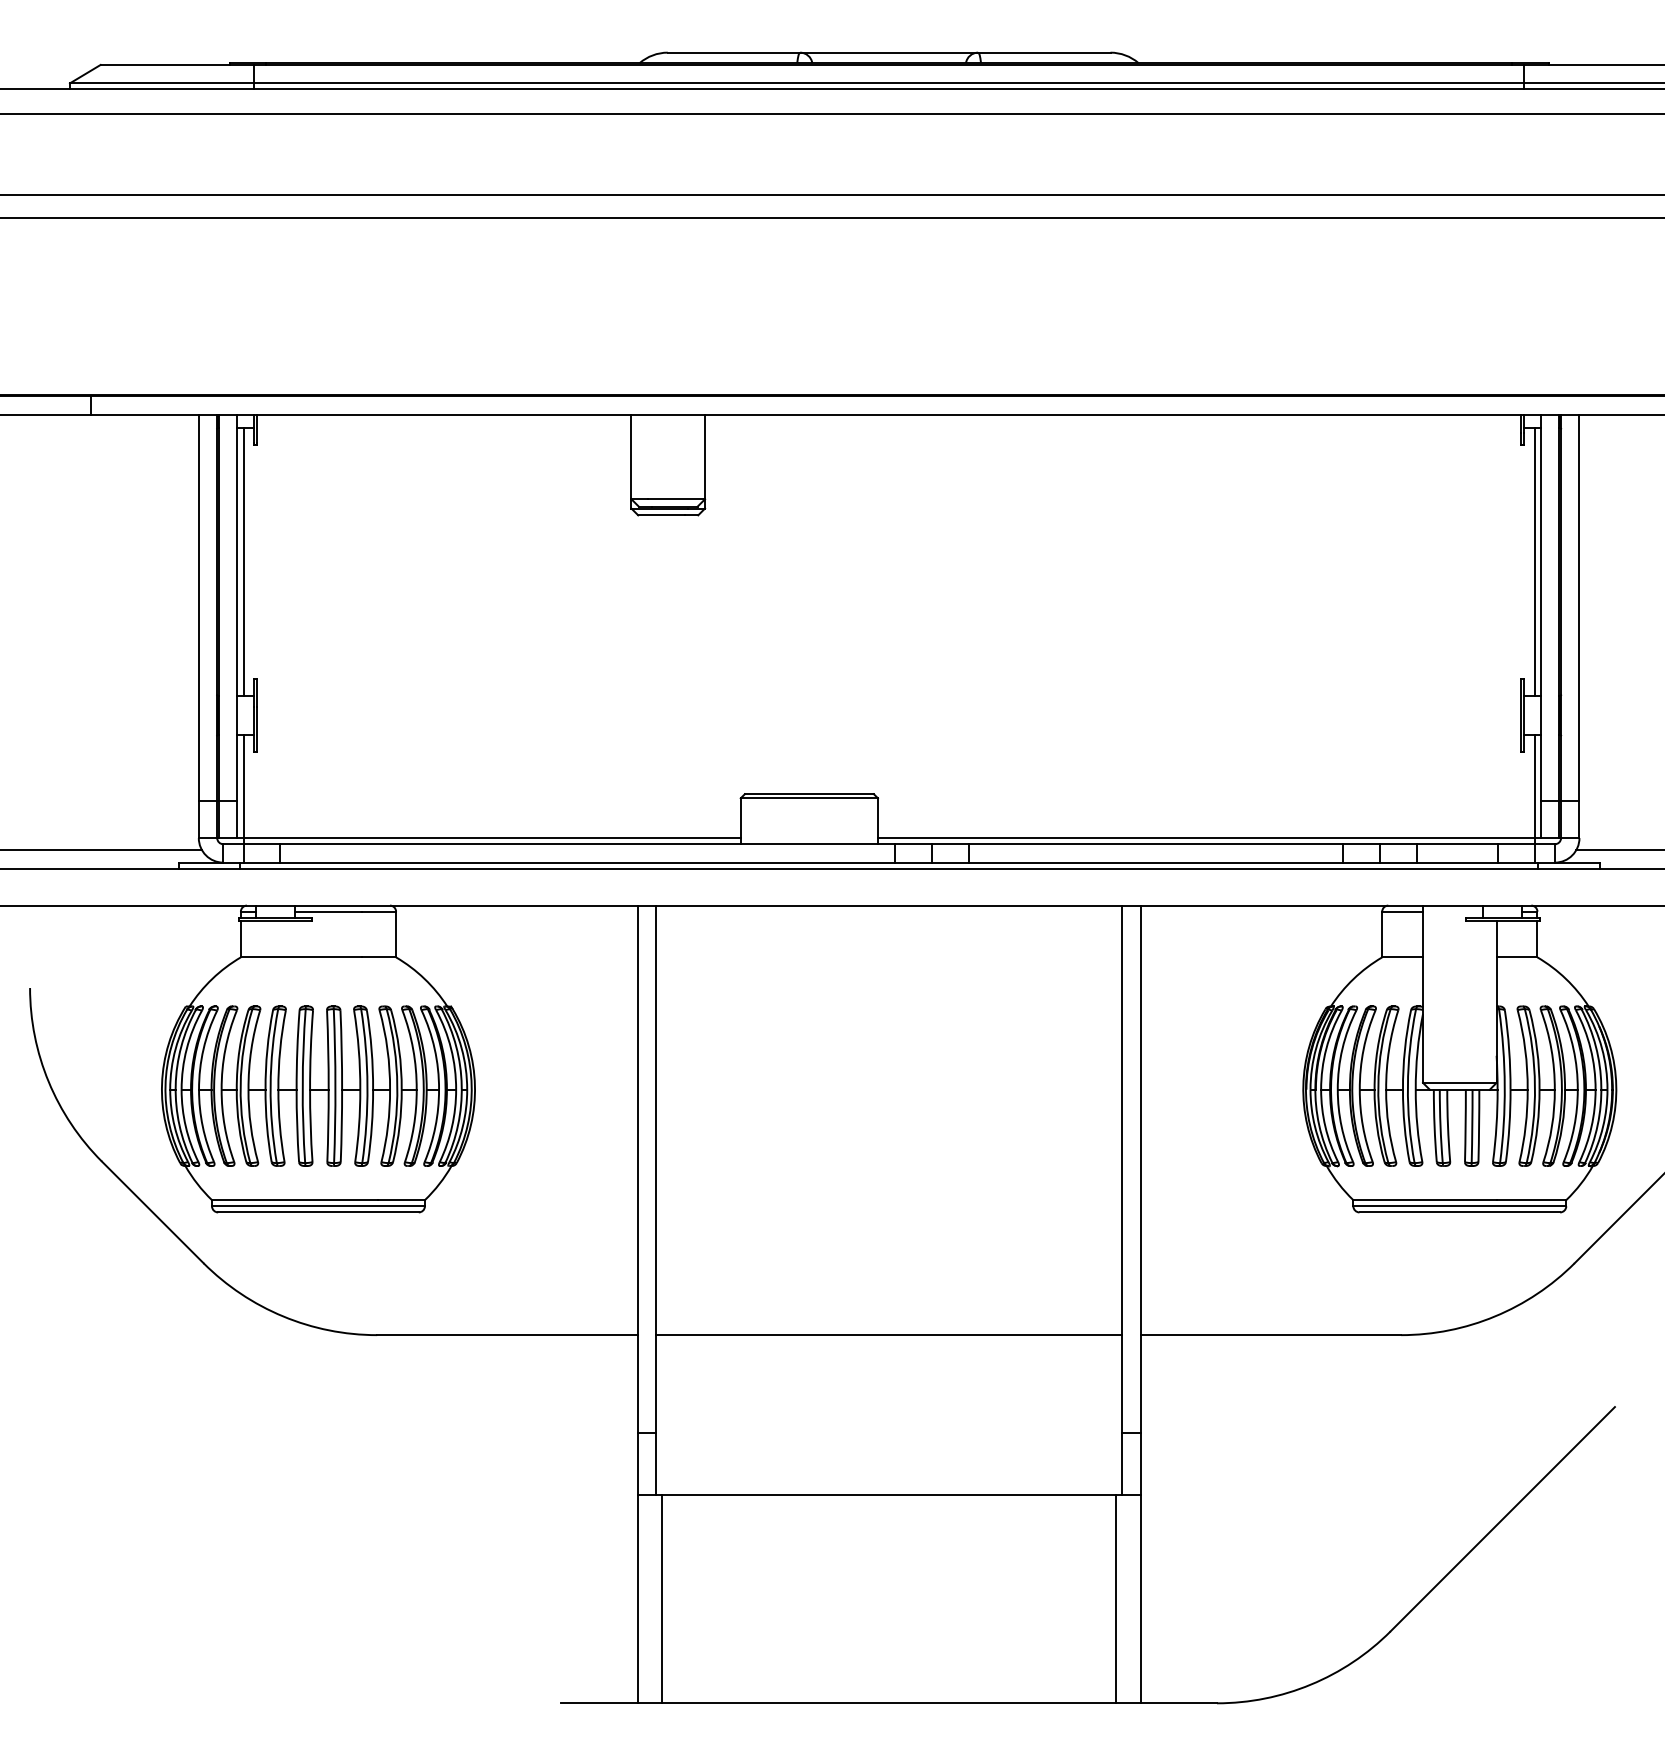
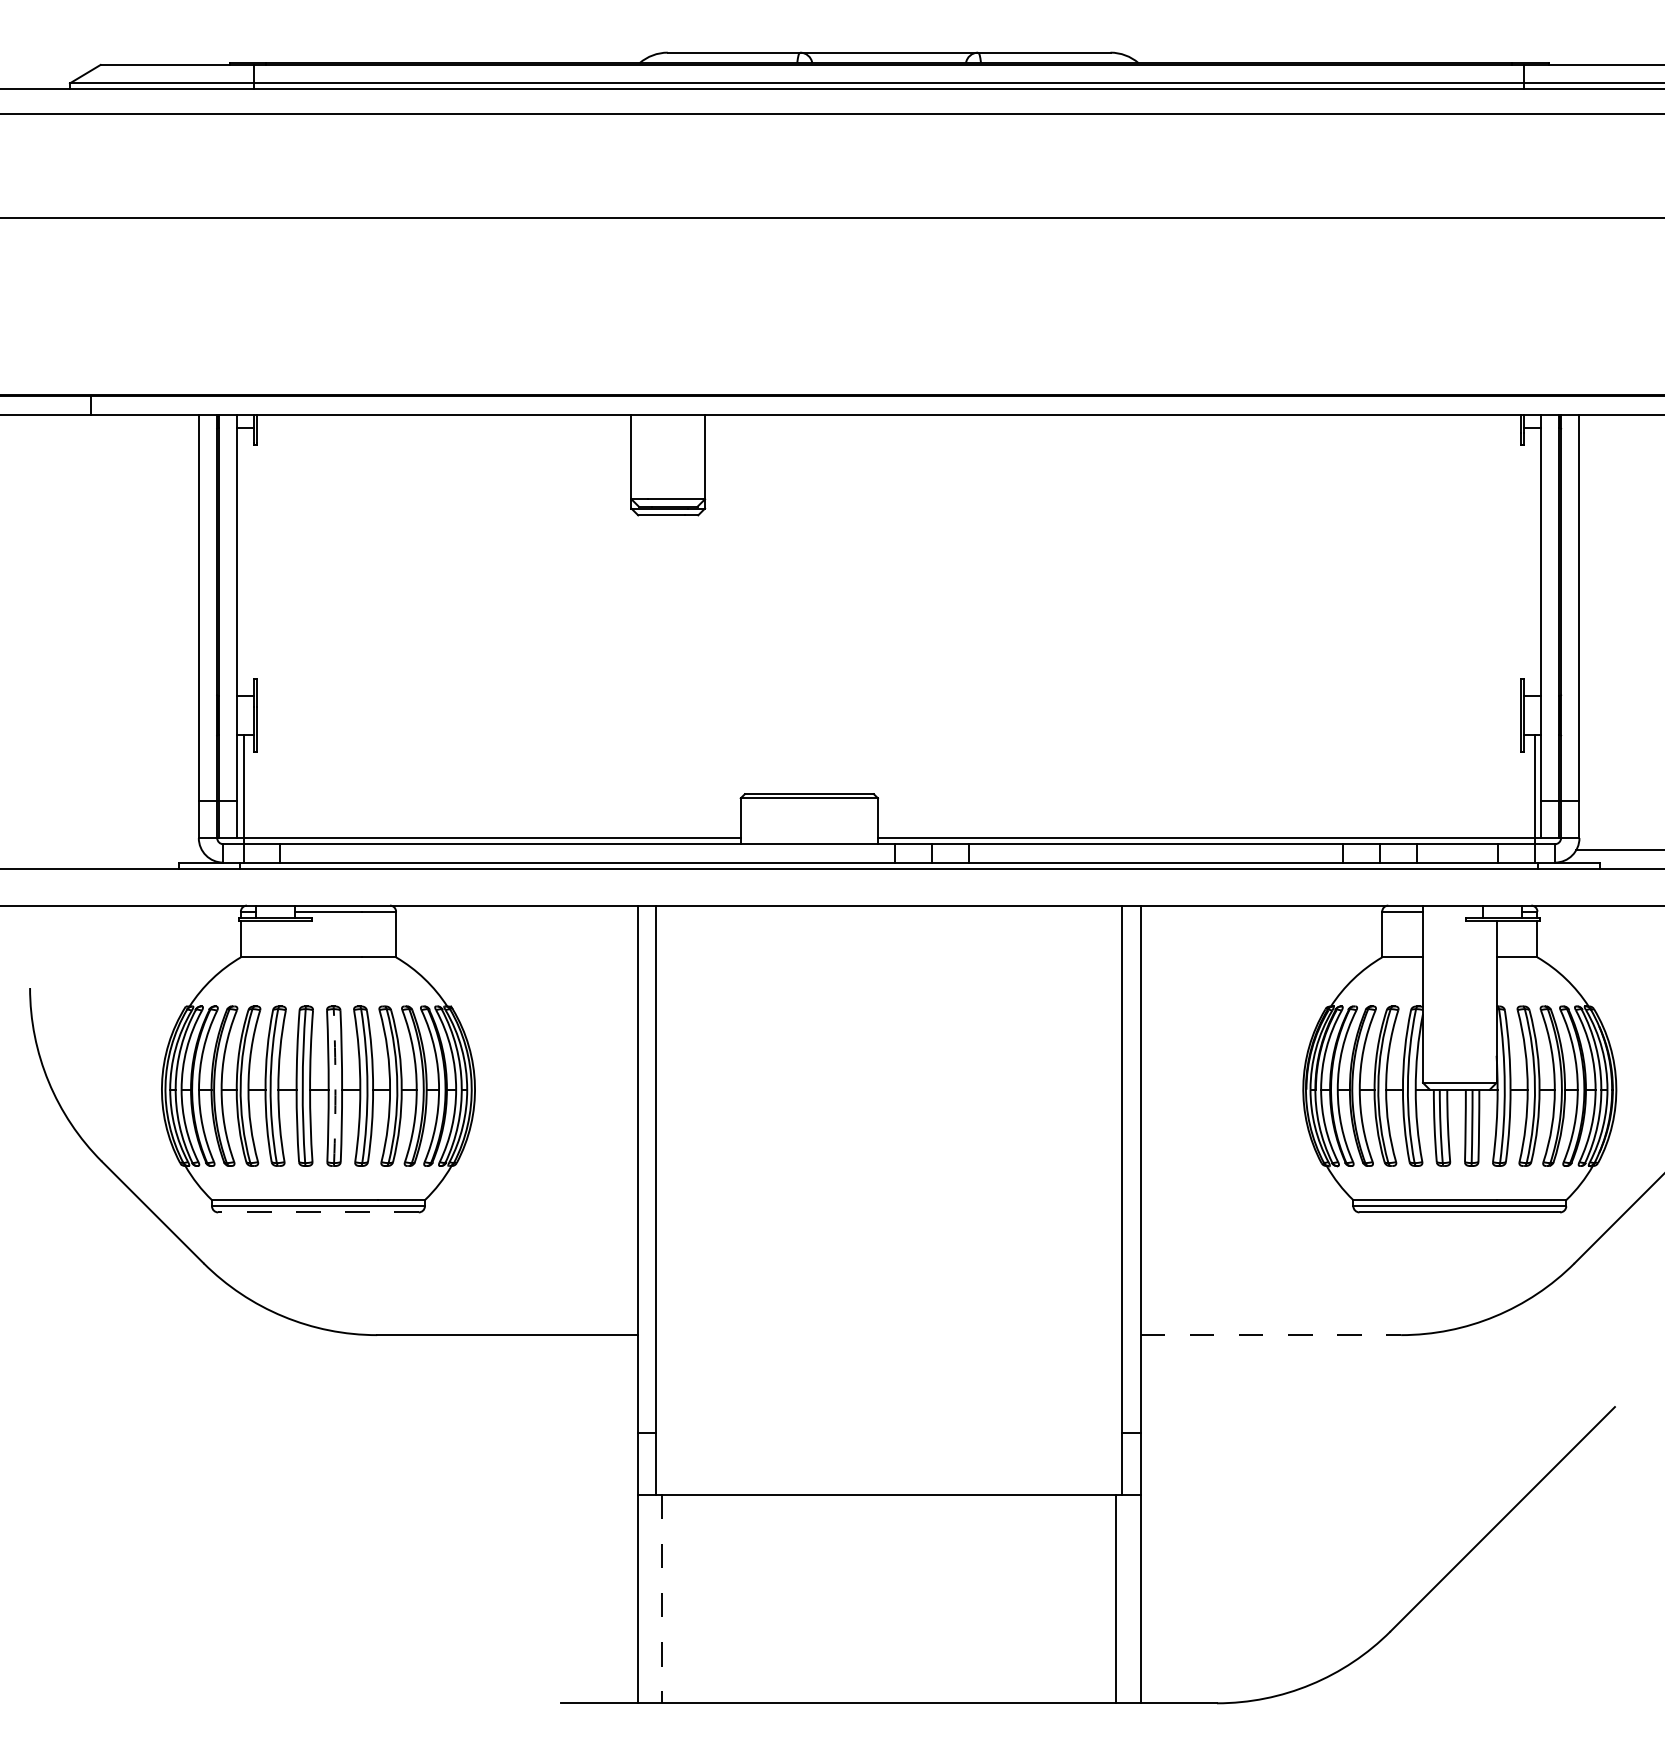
line: present -> none (831, 195)
line: present -> none (243, 561)
line: present -> none (1534, 561)
line: present -> none (102, 850)
arc: solid -> dashed (335, 1086)
line: solid -> dashed (317, 1212)
line: present -> none (888, 1335)
line: solid -> dashed (1271, 1335)
line: solid -> dashed (662, 1599)
